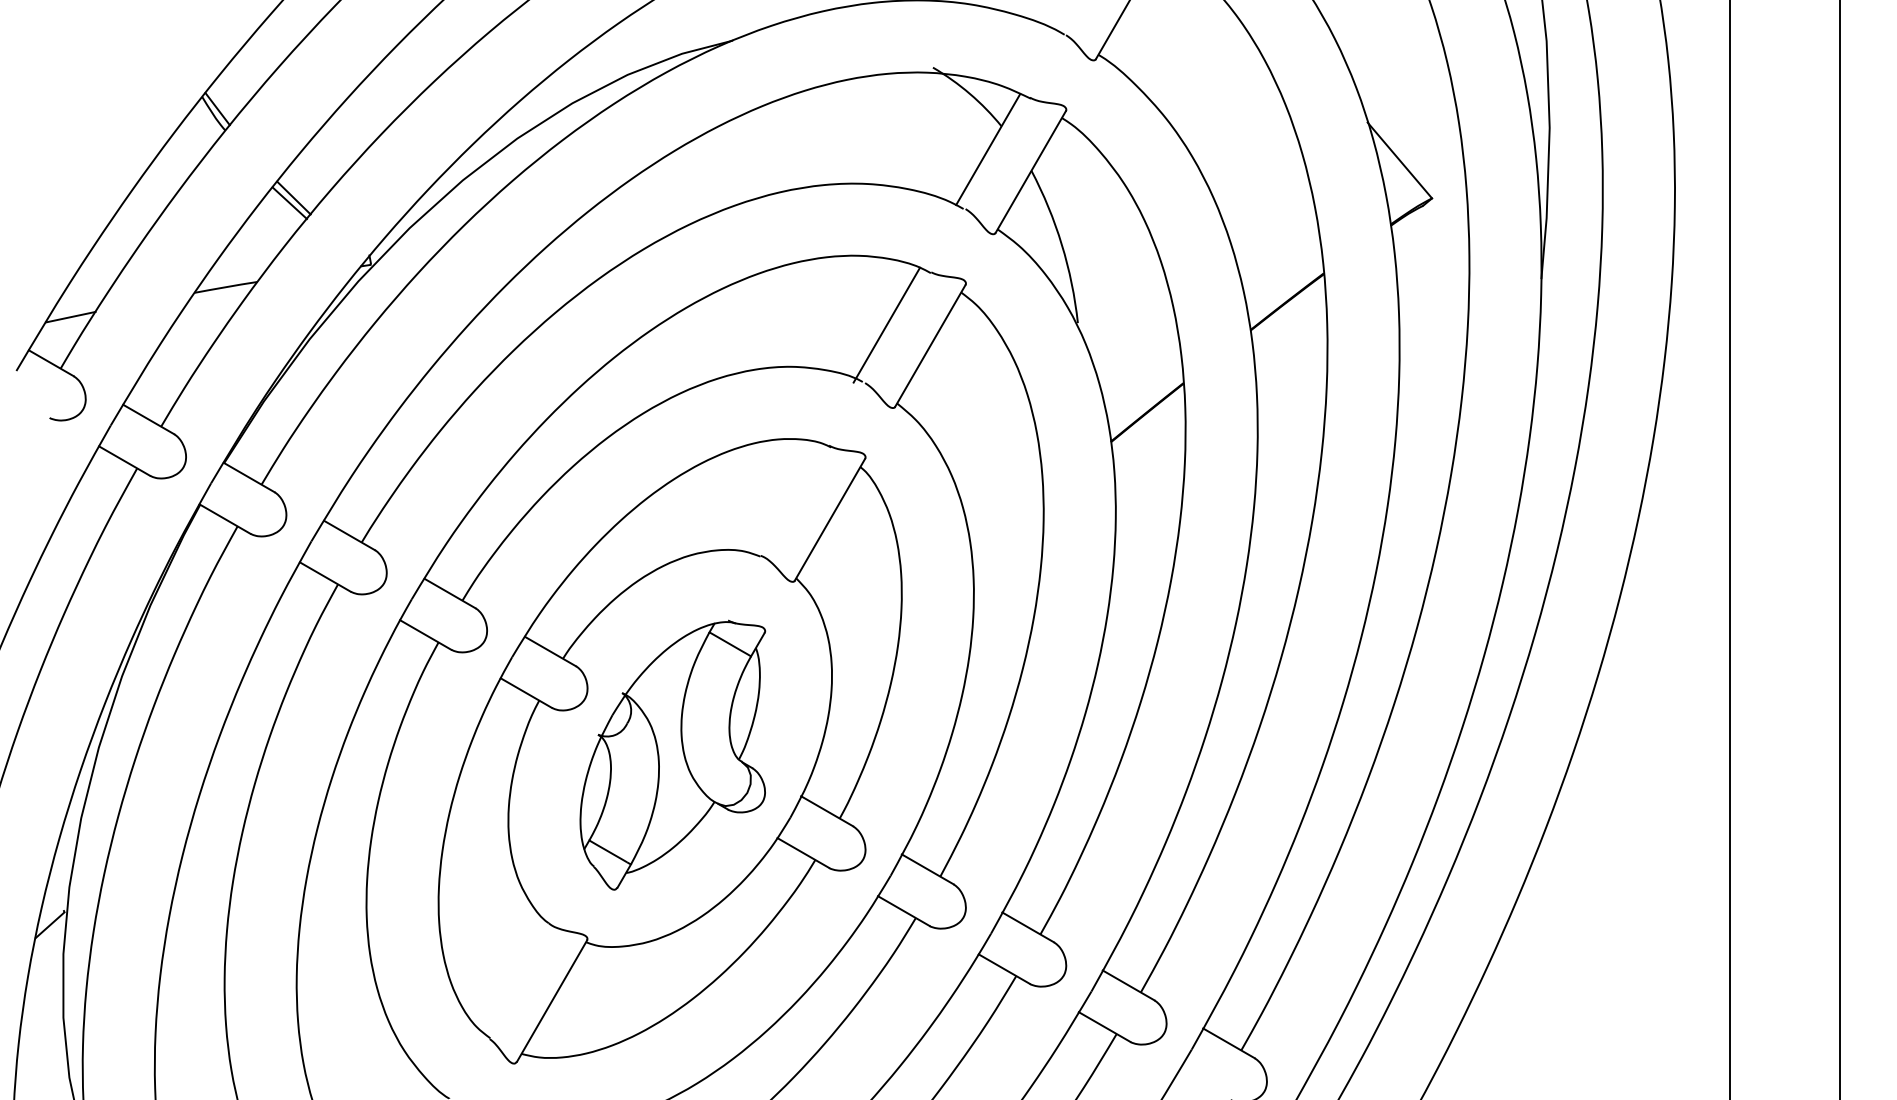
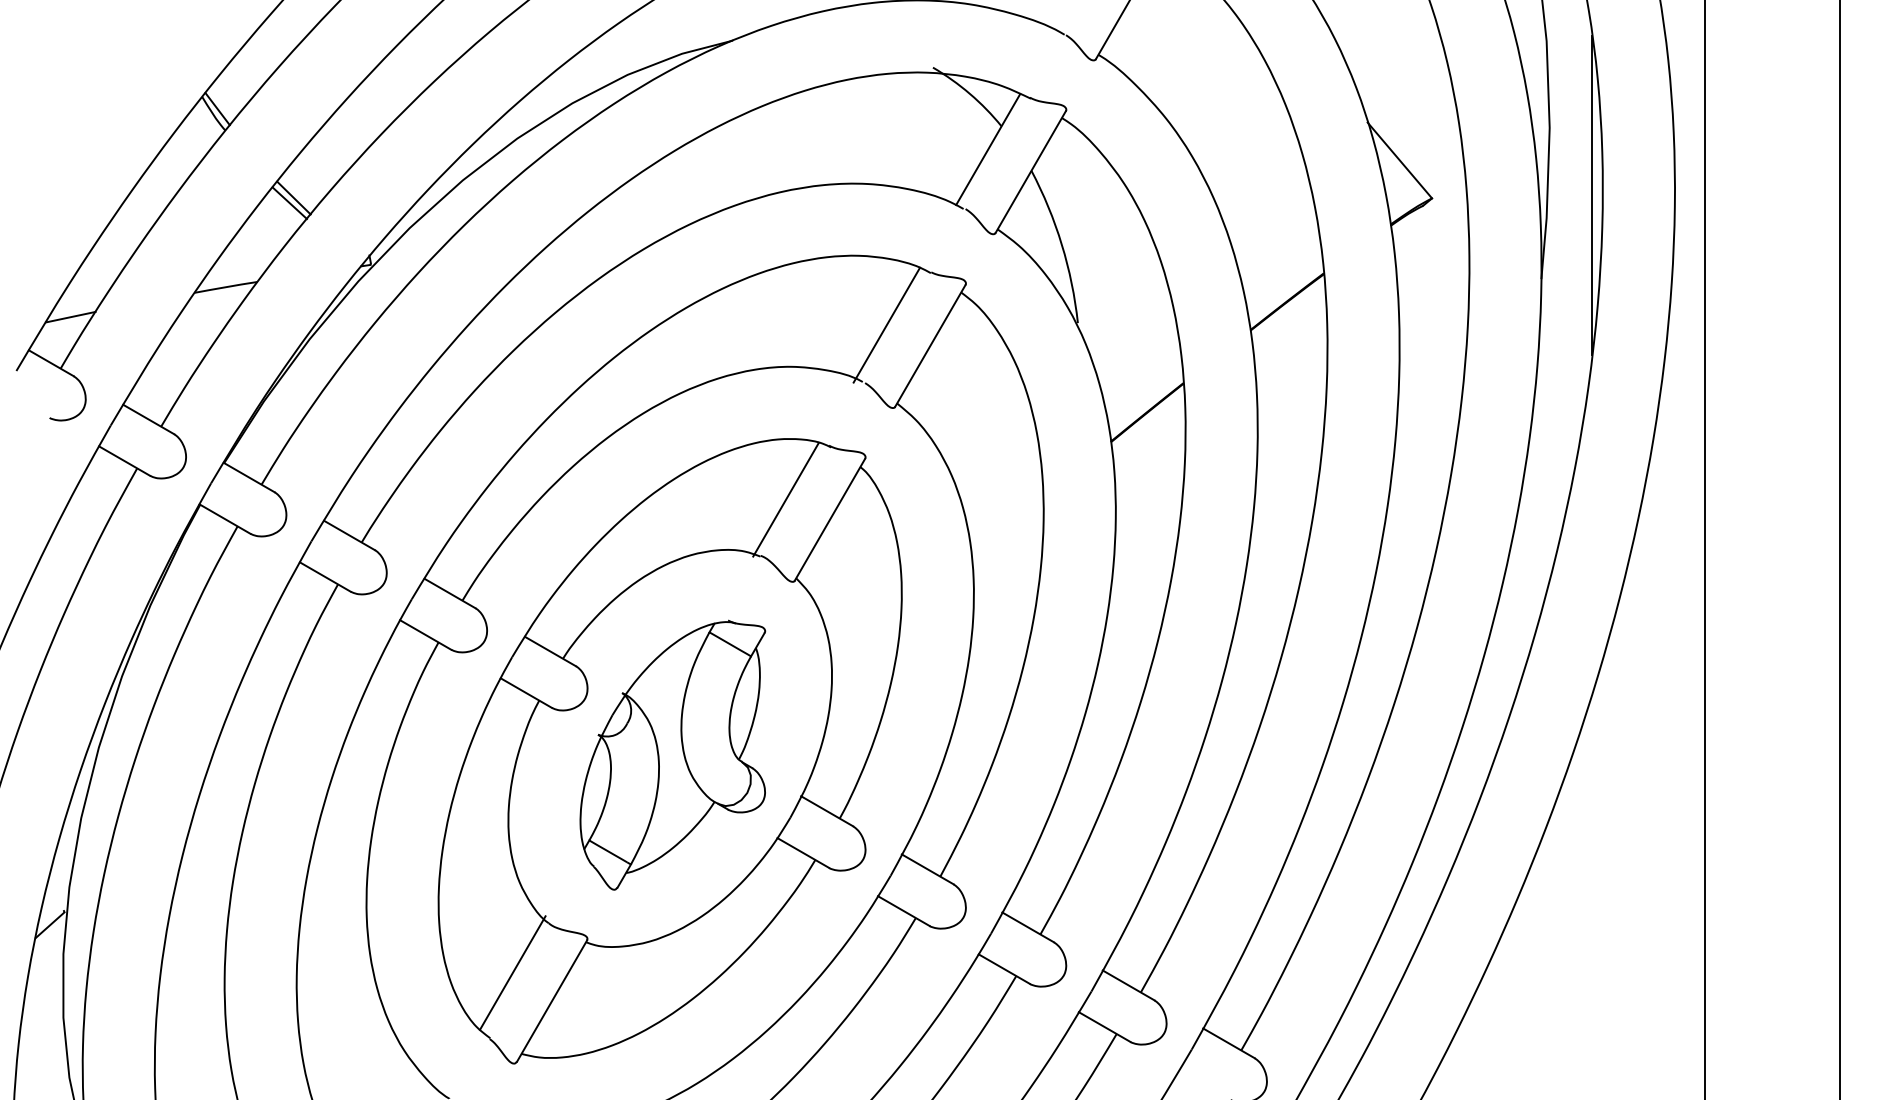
line: none -> present (1592, 195)
line: none -> present (785, 499)
line position: (1730, 549) -> (1705, 549) (1705, 549)
line: none -> present (512, 972)
